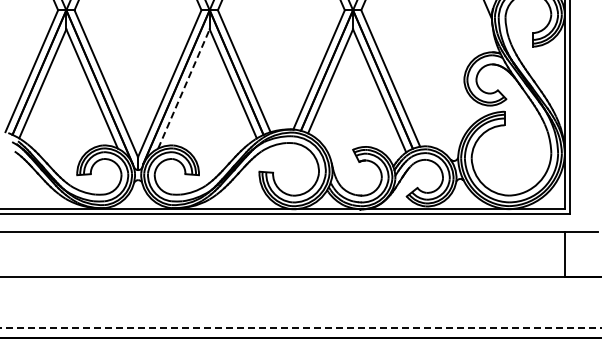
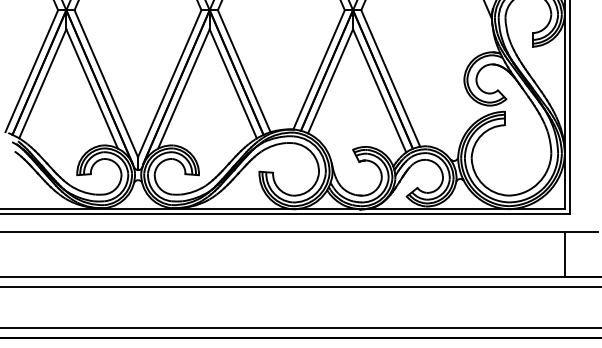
line: dashed -> solid (184, 88)
line: none -> present (300, 287)
line: dashed -> solid (300, 327)
